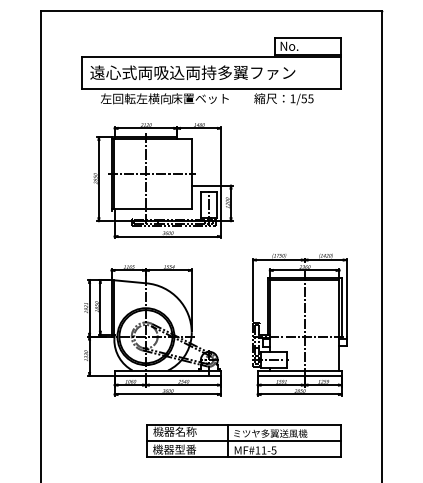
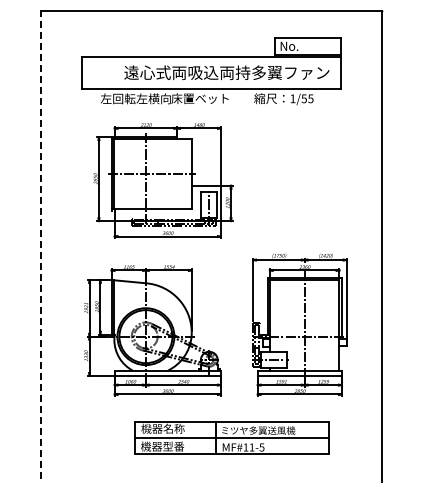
text position: (192, 72) -> (226, 72) (226, 72)
line: solid -> dashed (41, 247)
part position: (243, 440) -> (231, 437) (231, 437)
